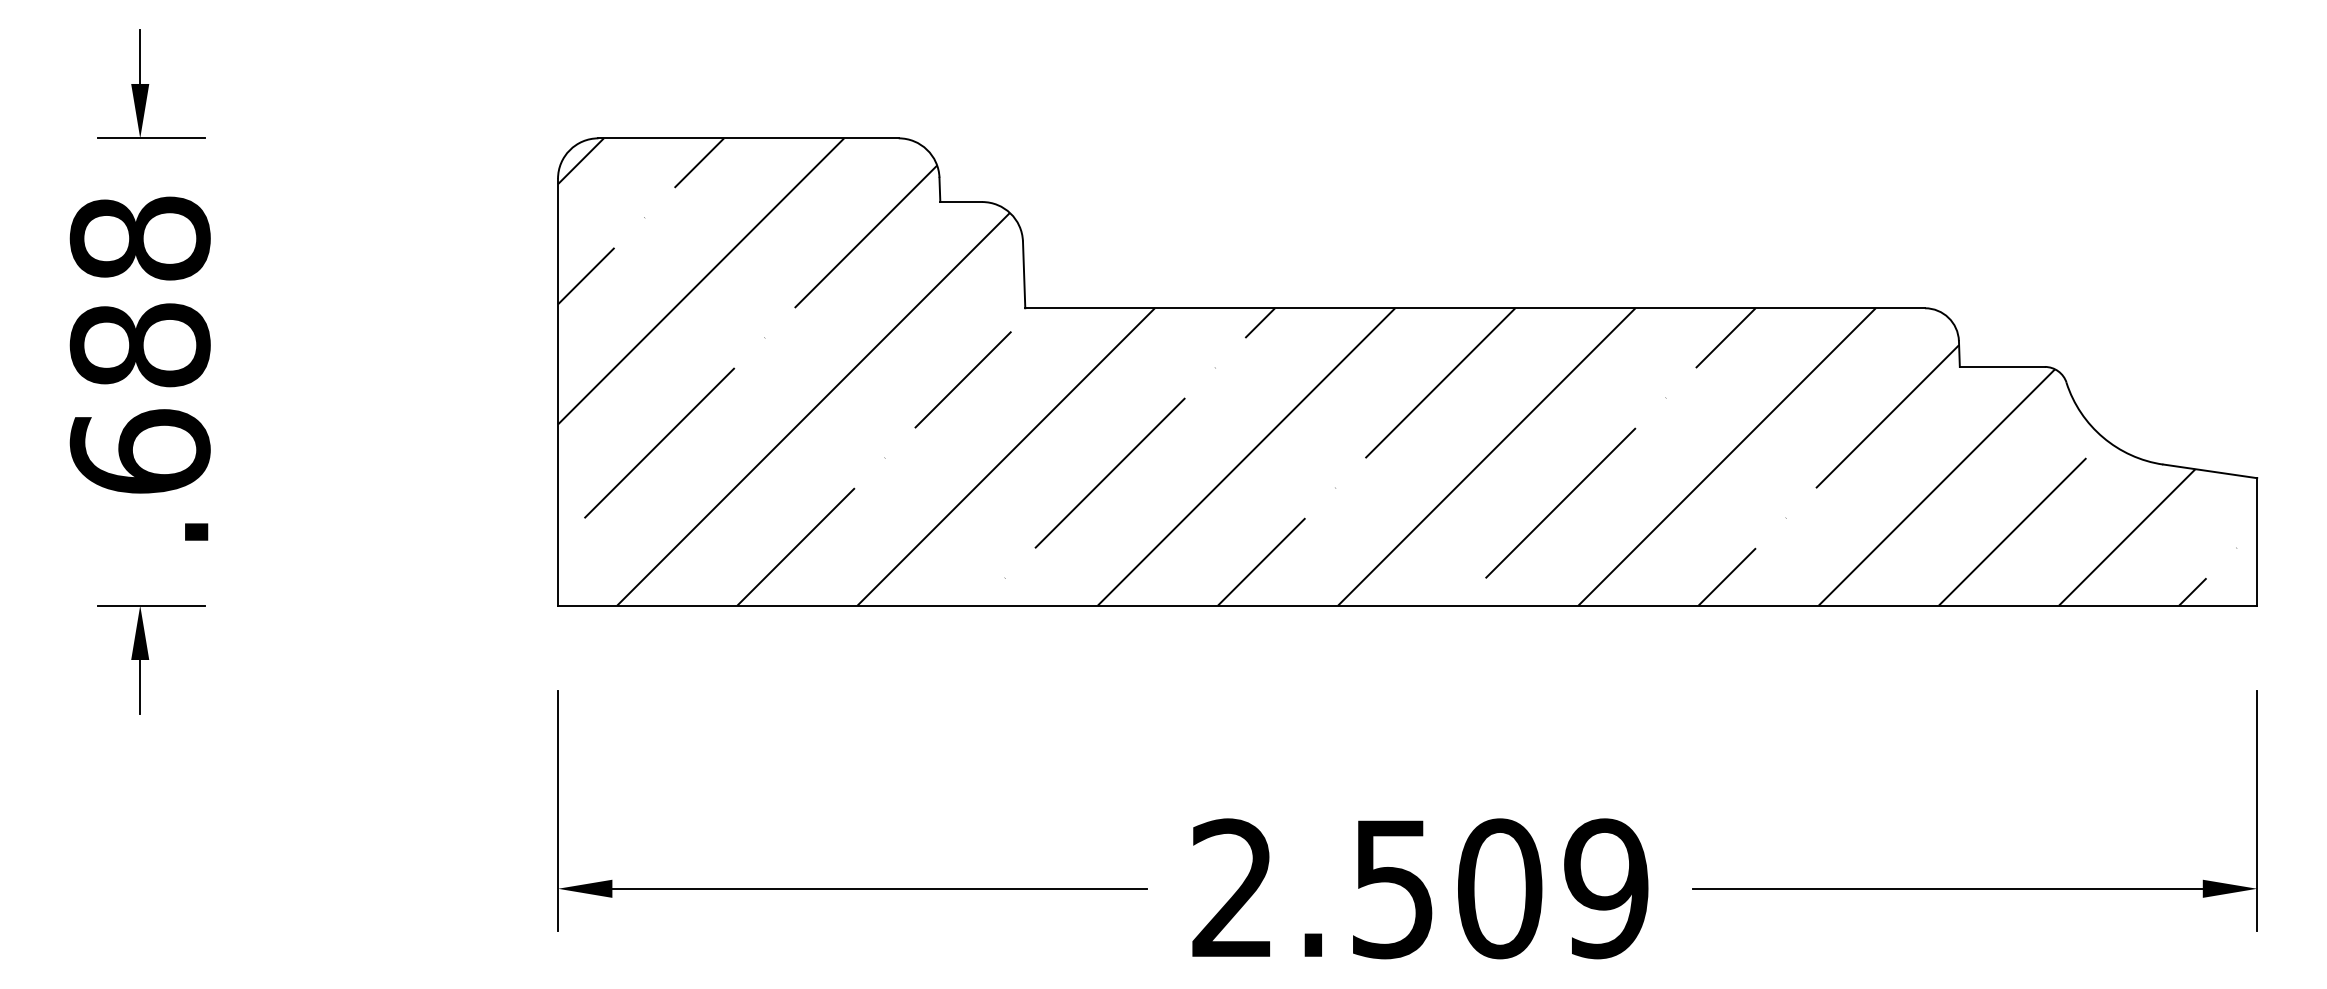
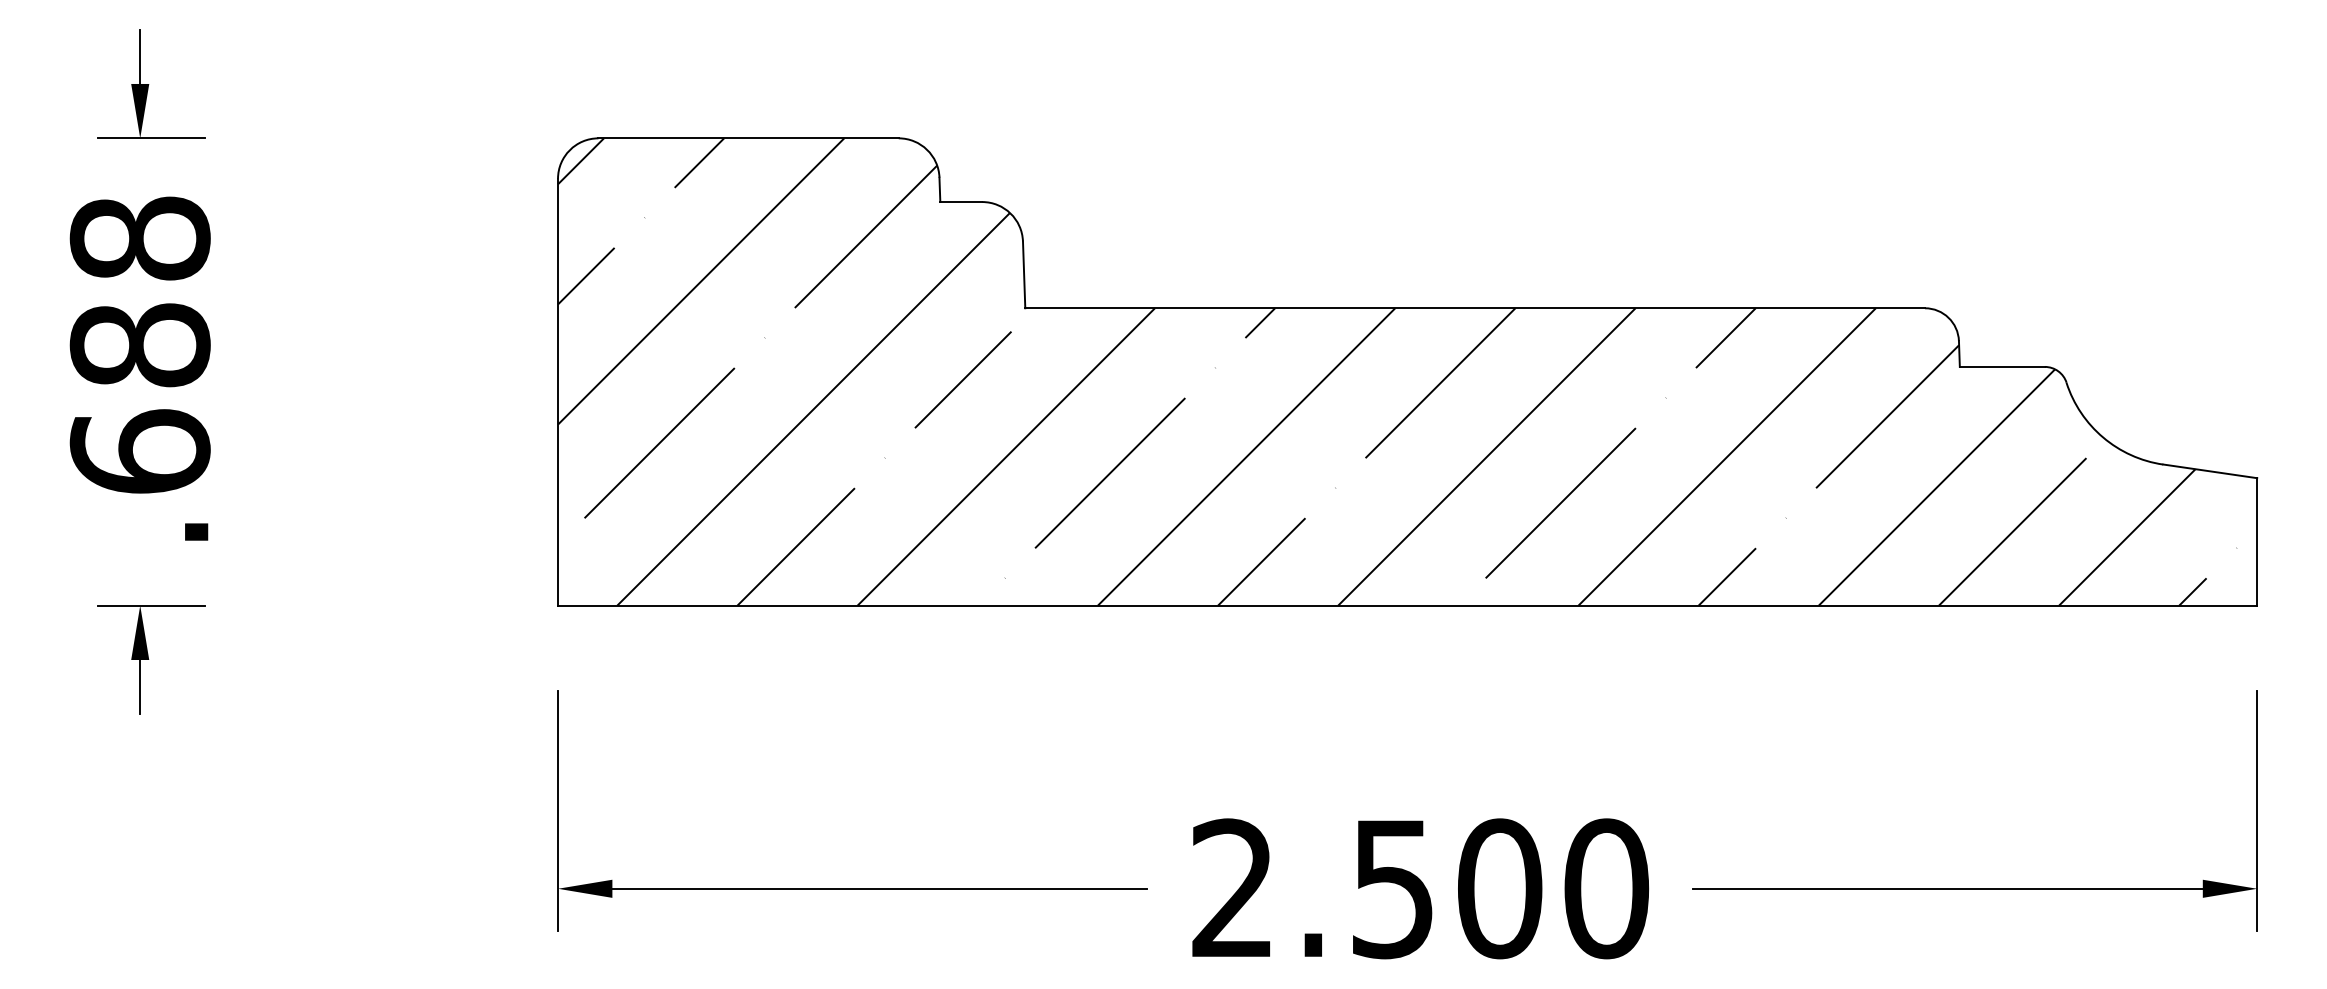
text: 2.509 -> 2.500 (1606, 888)
